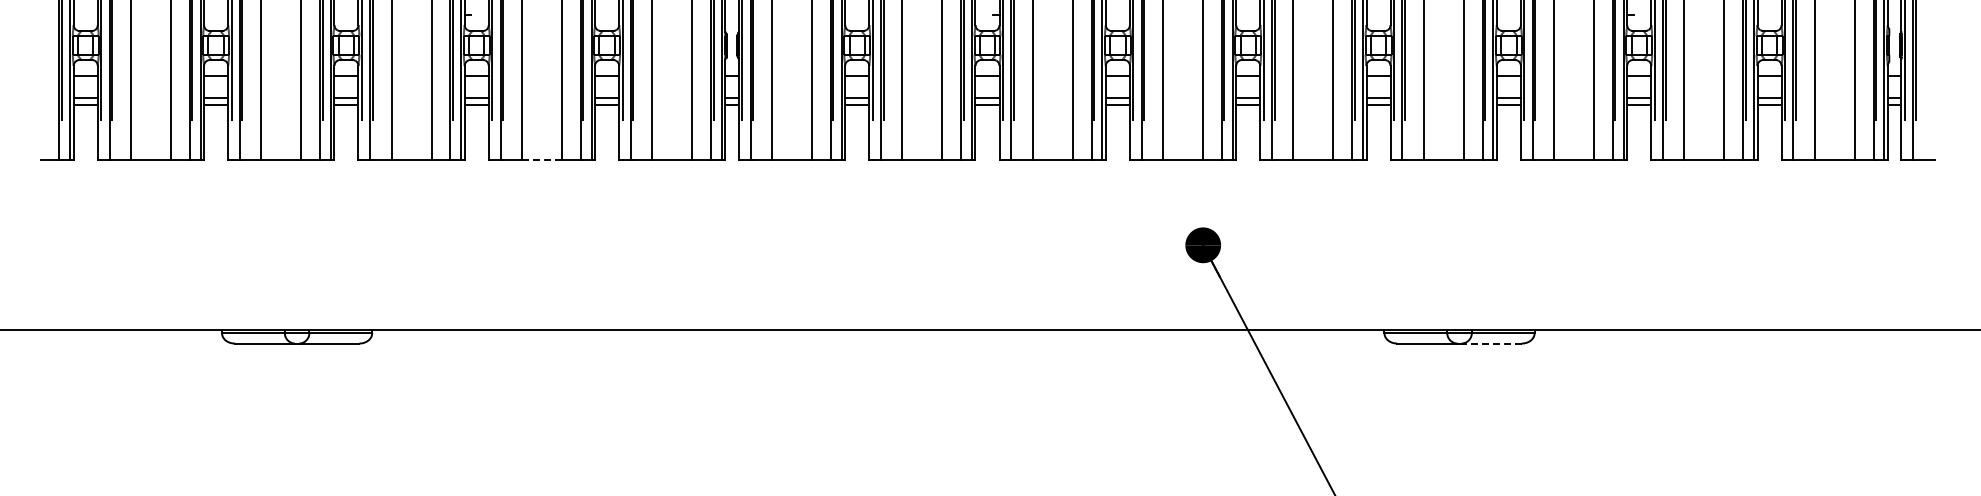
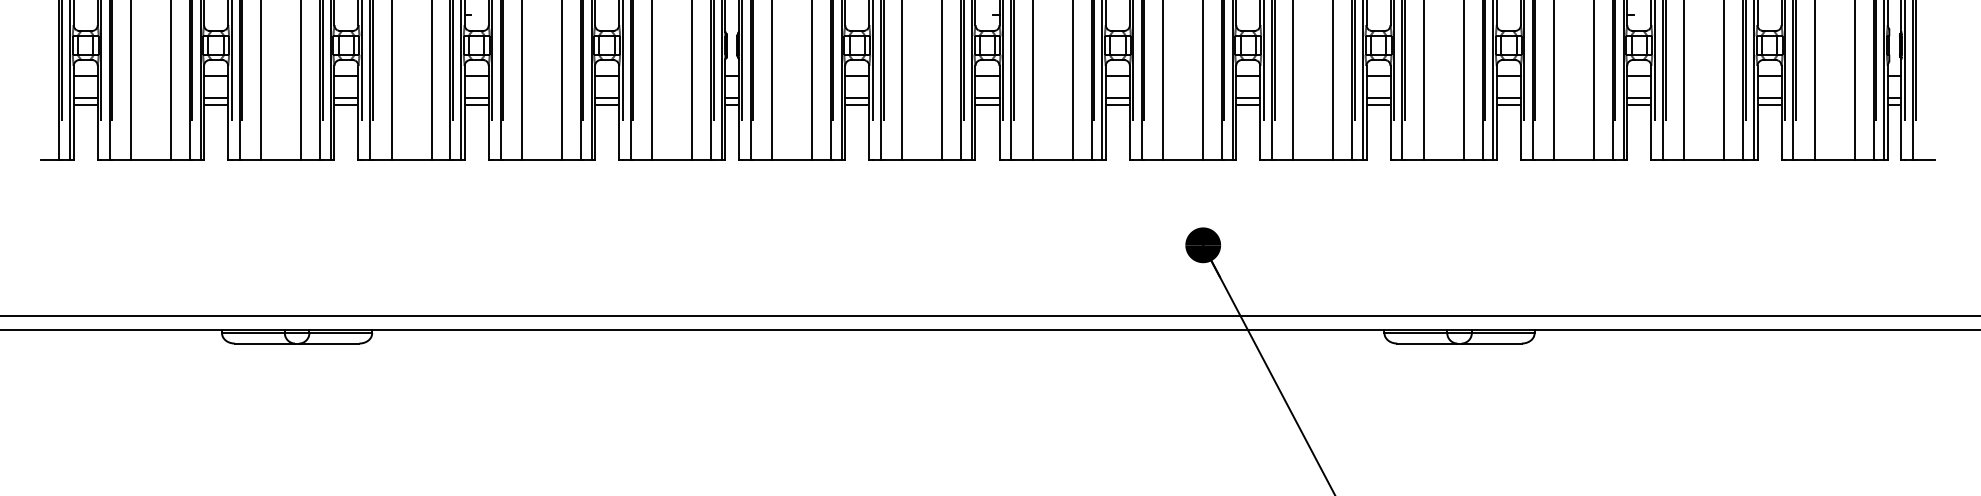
line: dashed -> solid (541, 160)
line: none -> present (989, 315)
line: dashed -> solid (1491, 343)
